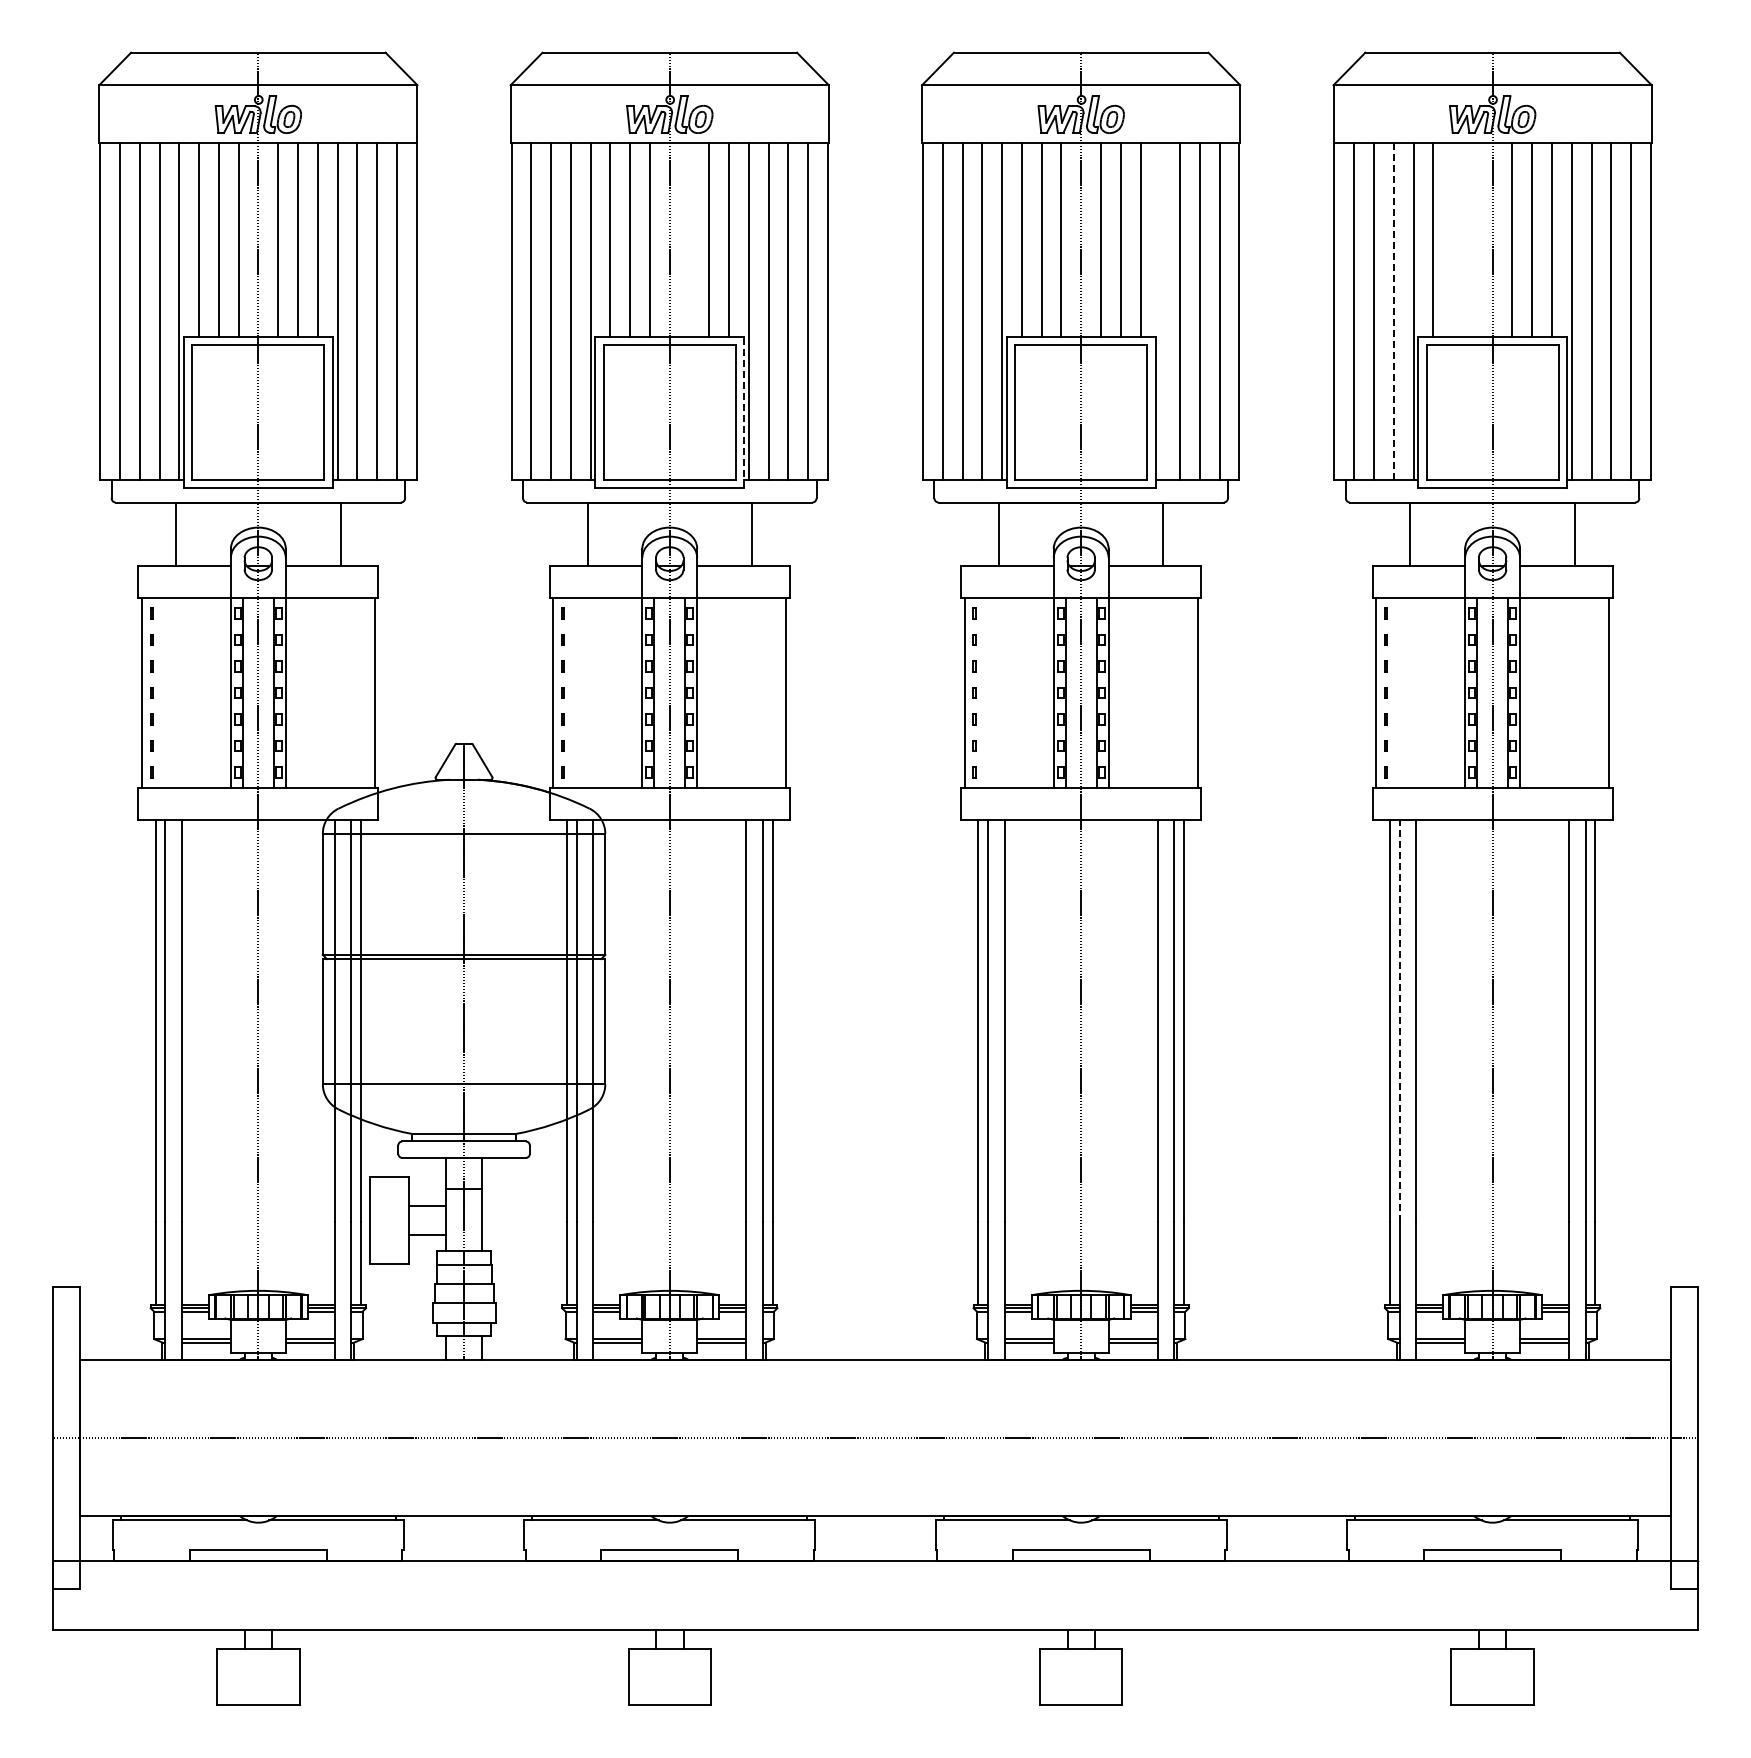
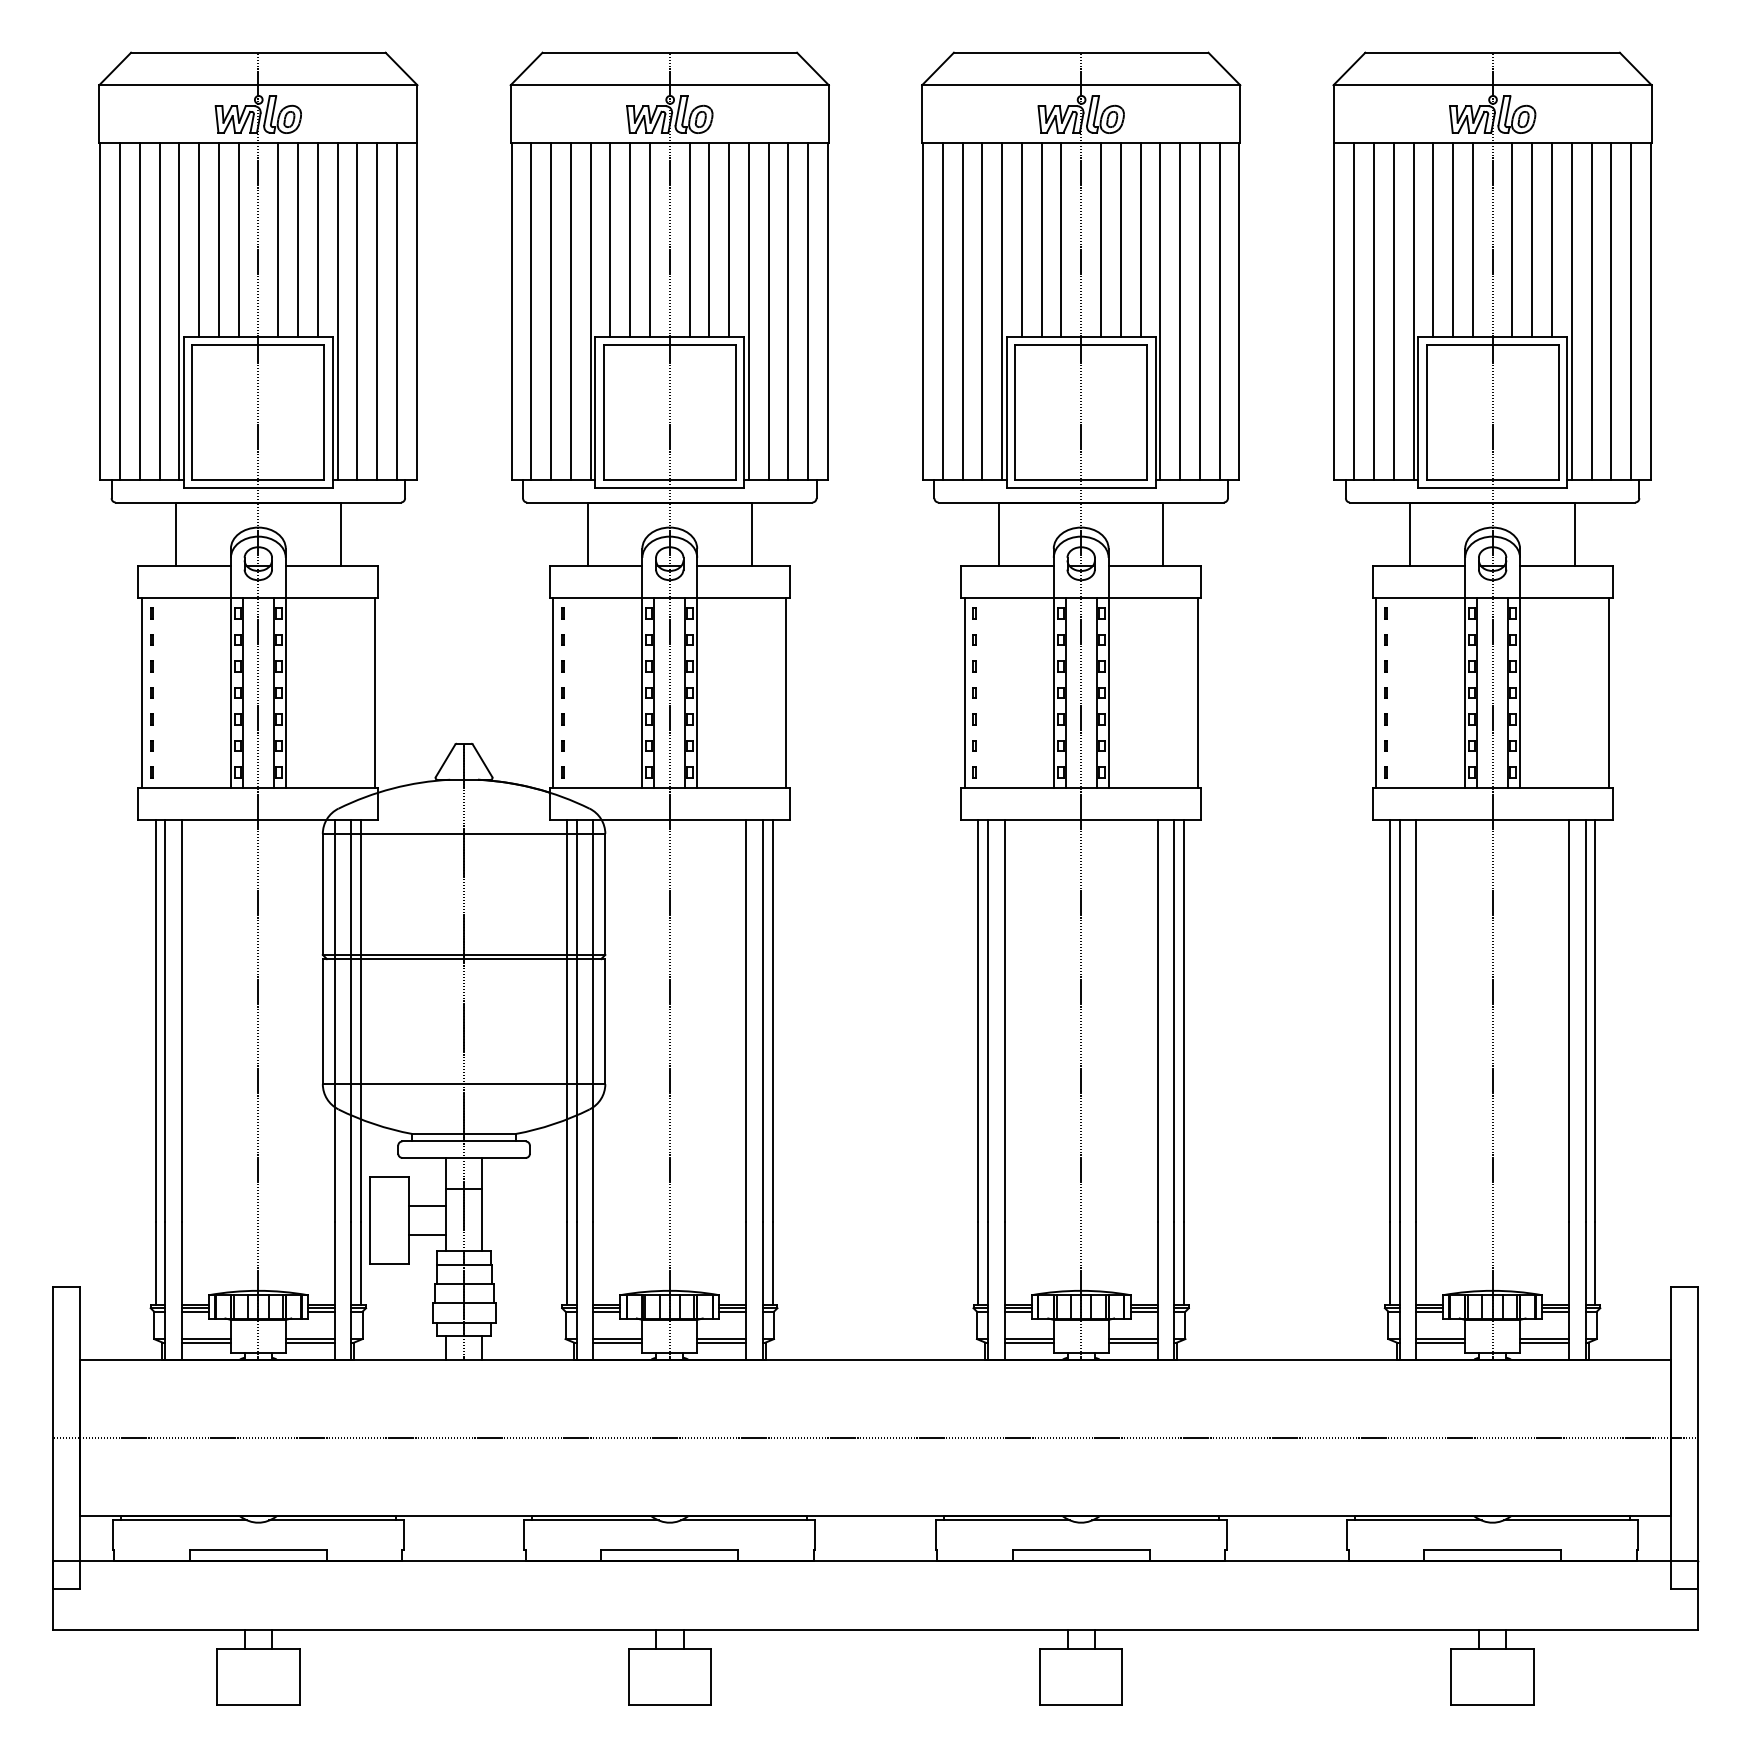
line: none -> present (689, 239)
line: none -> present (1453, 239)
line: none -> present (1472, 239)
line: none -> present (1160, 311)
line: dashed -> solid (1393, 311)
line: dashed -> solid (744, 412)
line: dashed -> solid (1399, 1020)
